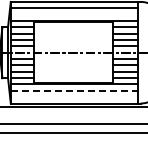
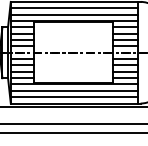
line: none -> present (73, 14)
line: dashed -> solid (74, 90)
line: none -> present (73, 97)
